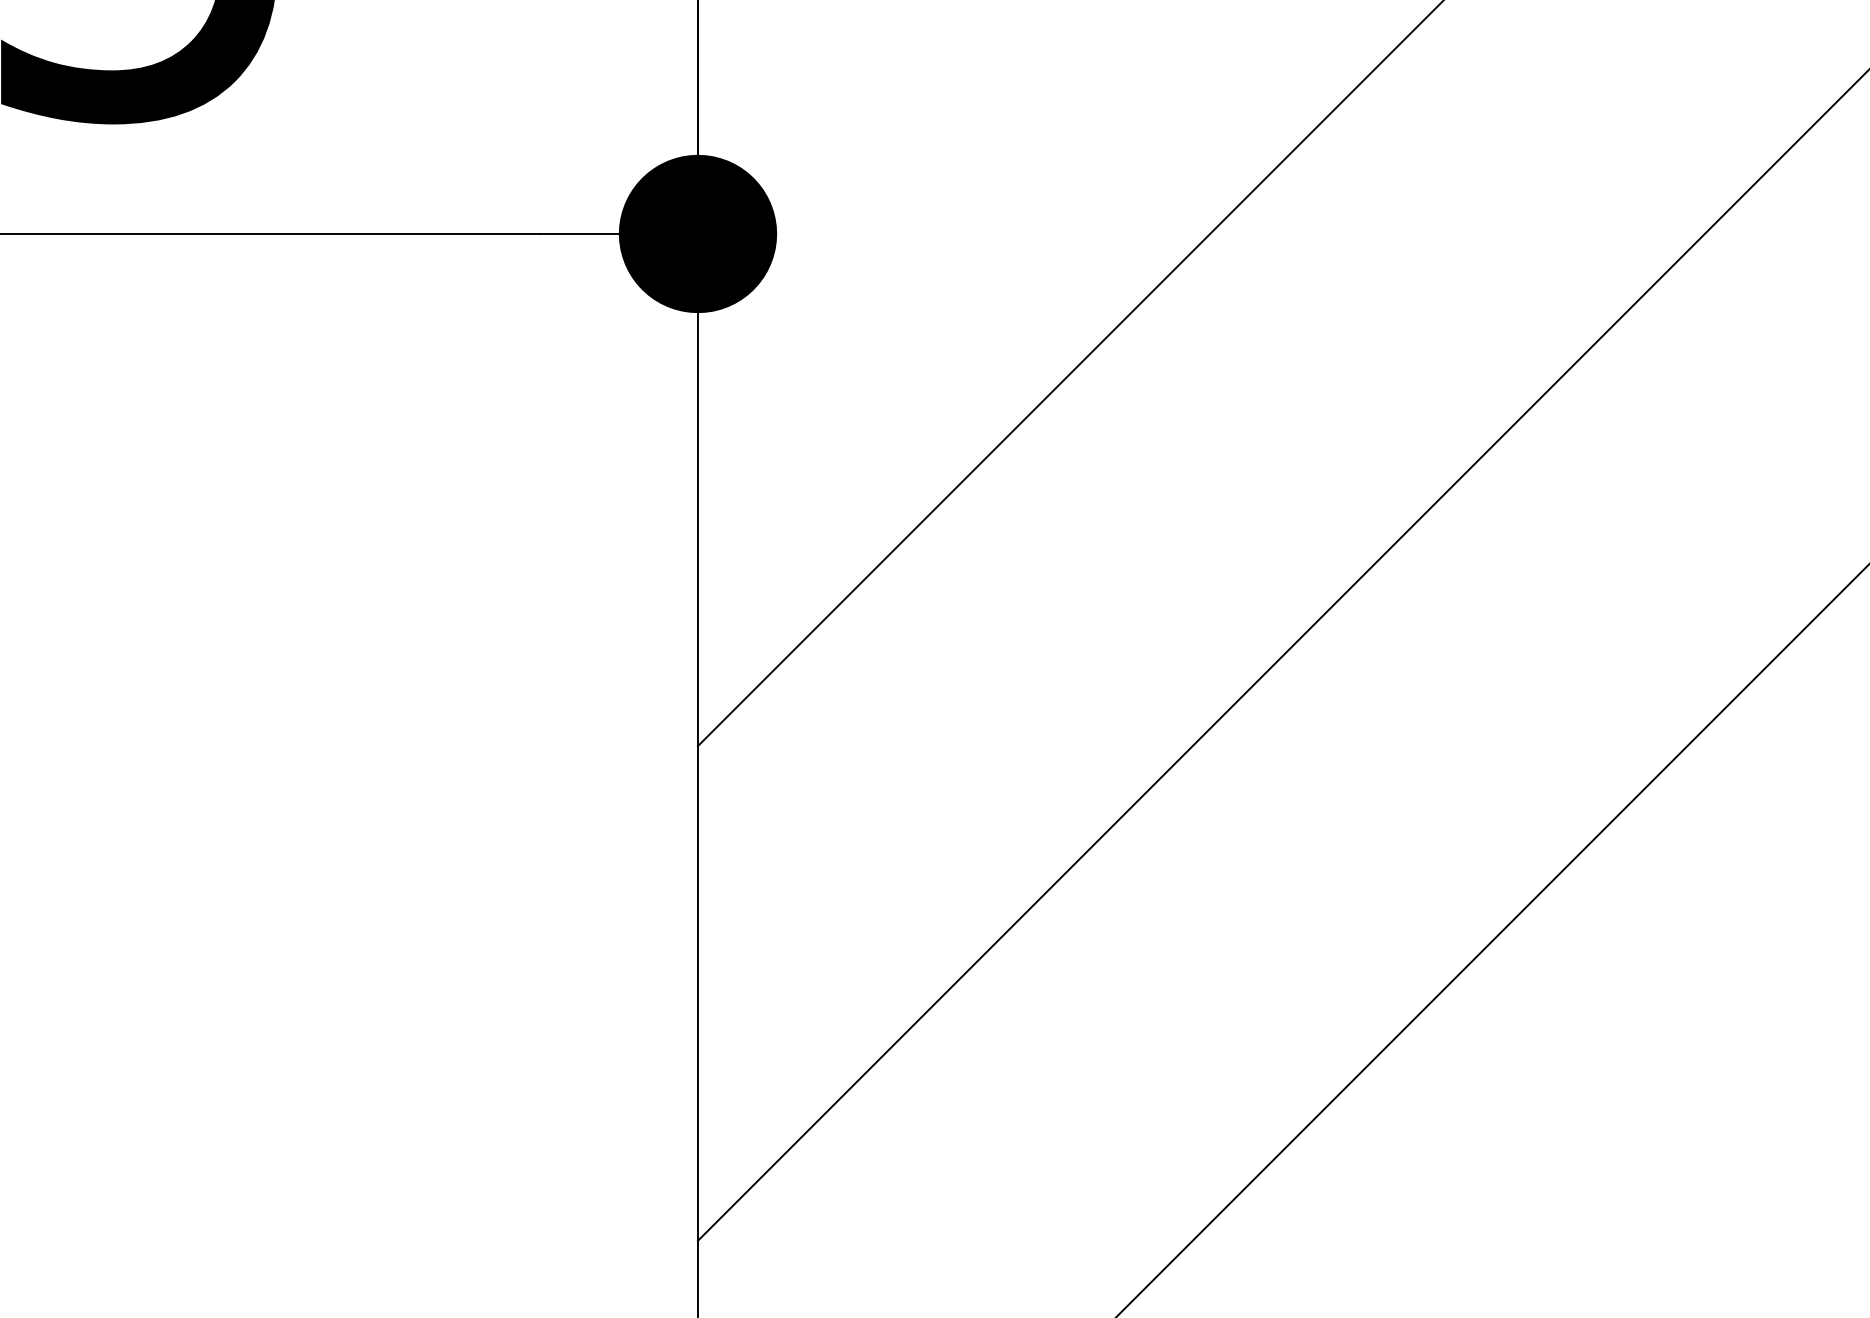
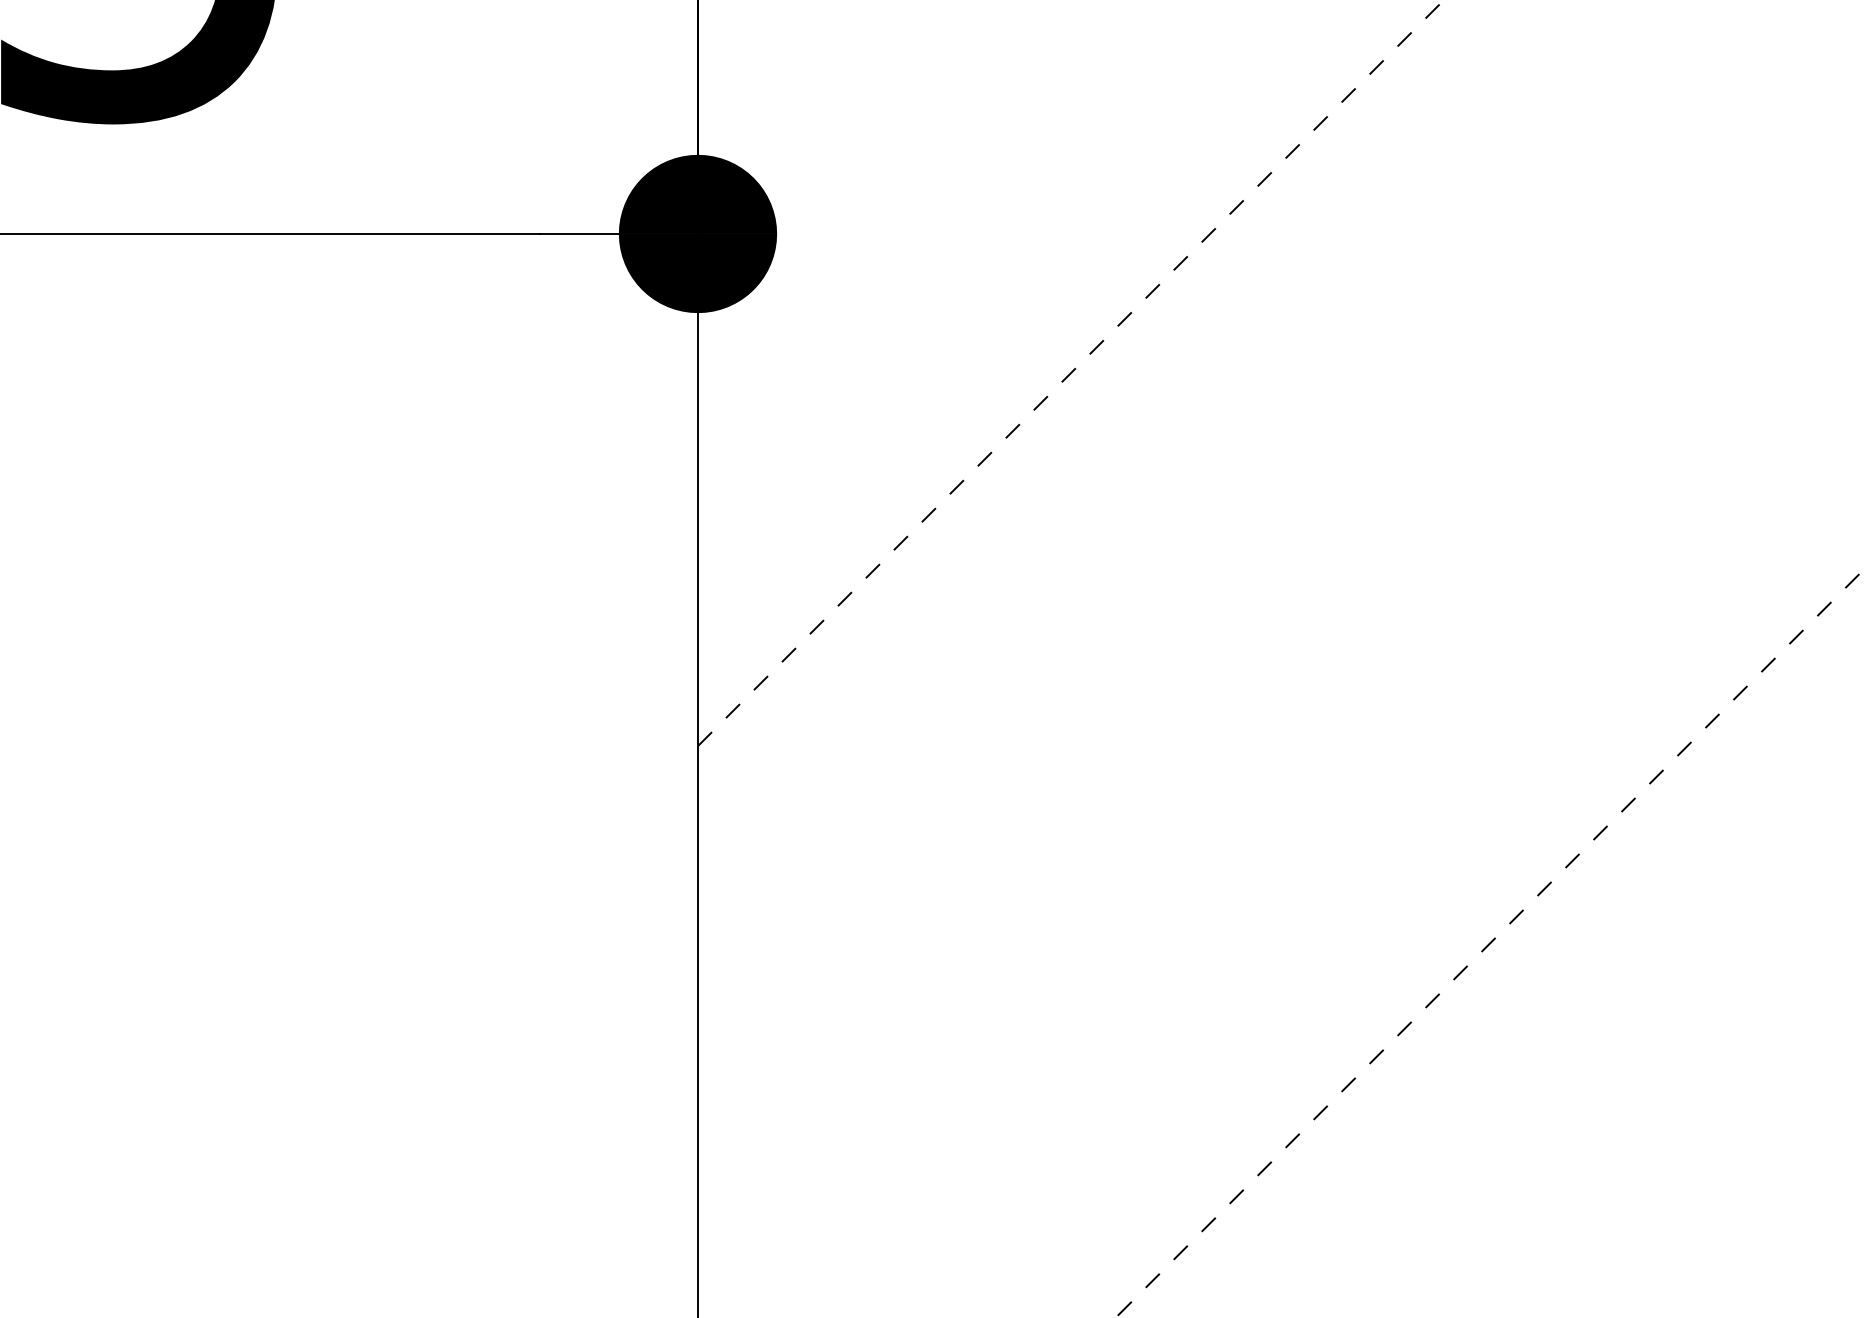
line: solid -> dashed (1071, 372)
line: present -> none (1282, 656)
line: solid -> dashed (1492, 940)
